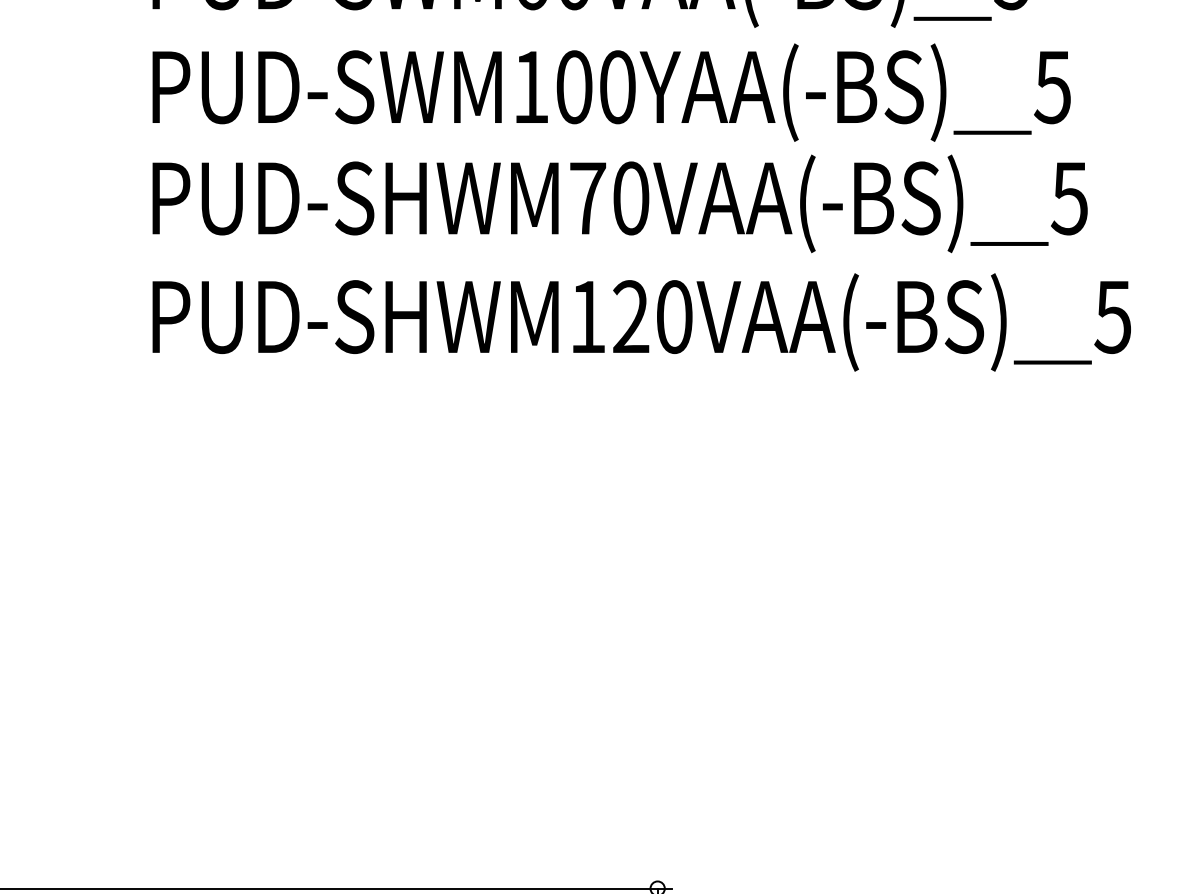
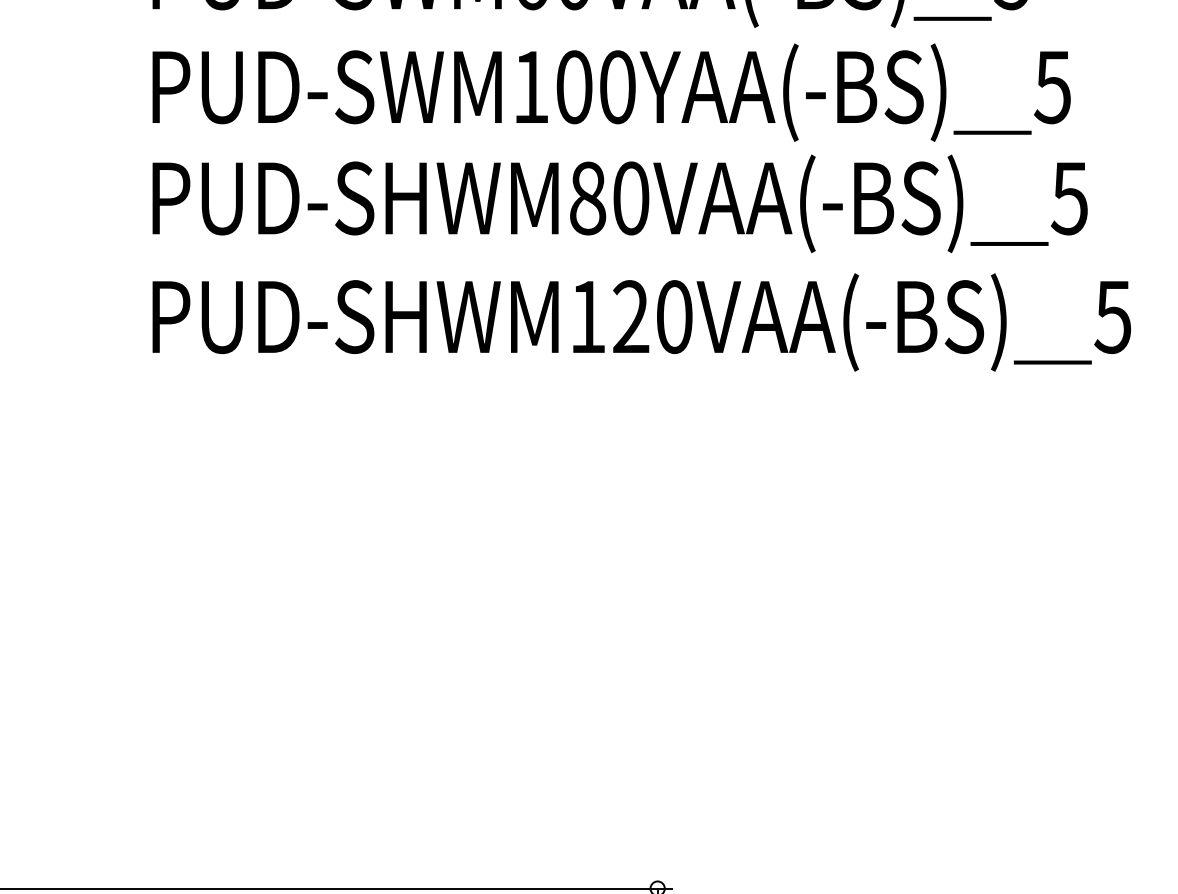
text: PUD-SHWM70VAA(-BS) -> PUD-SHWM80VAA(-BS) (588, 198)
